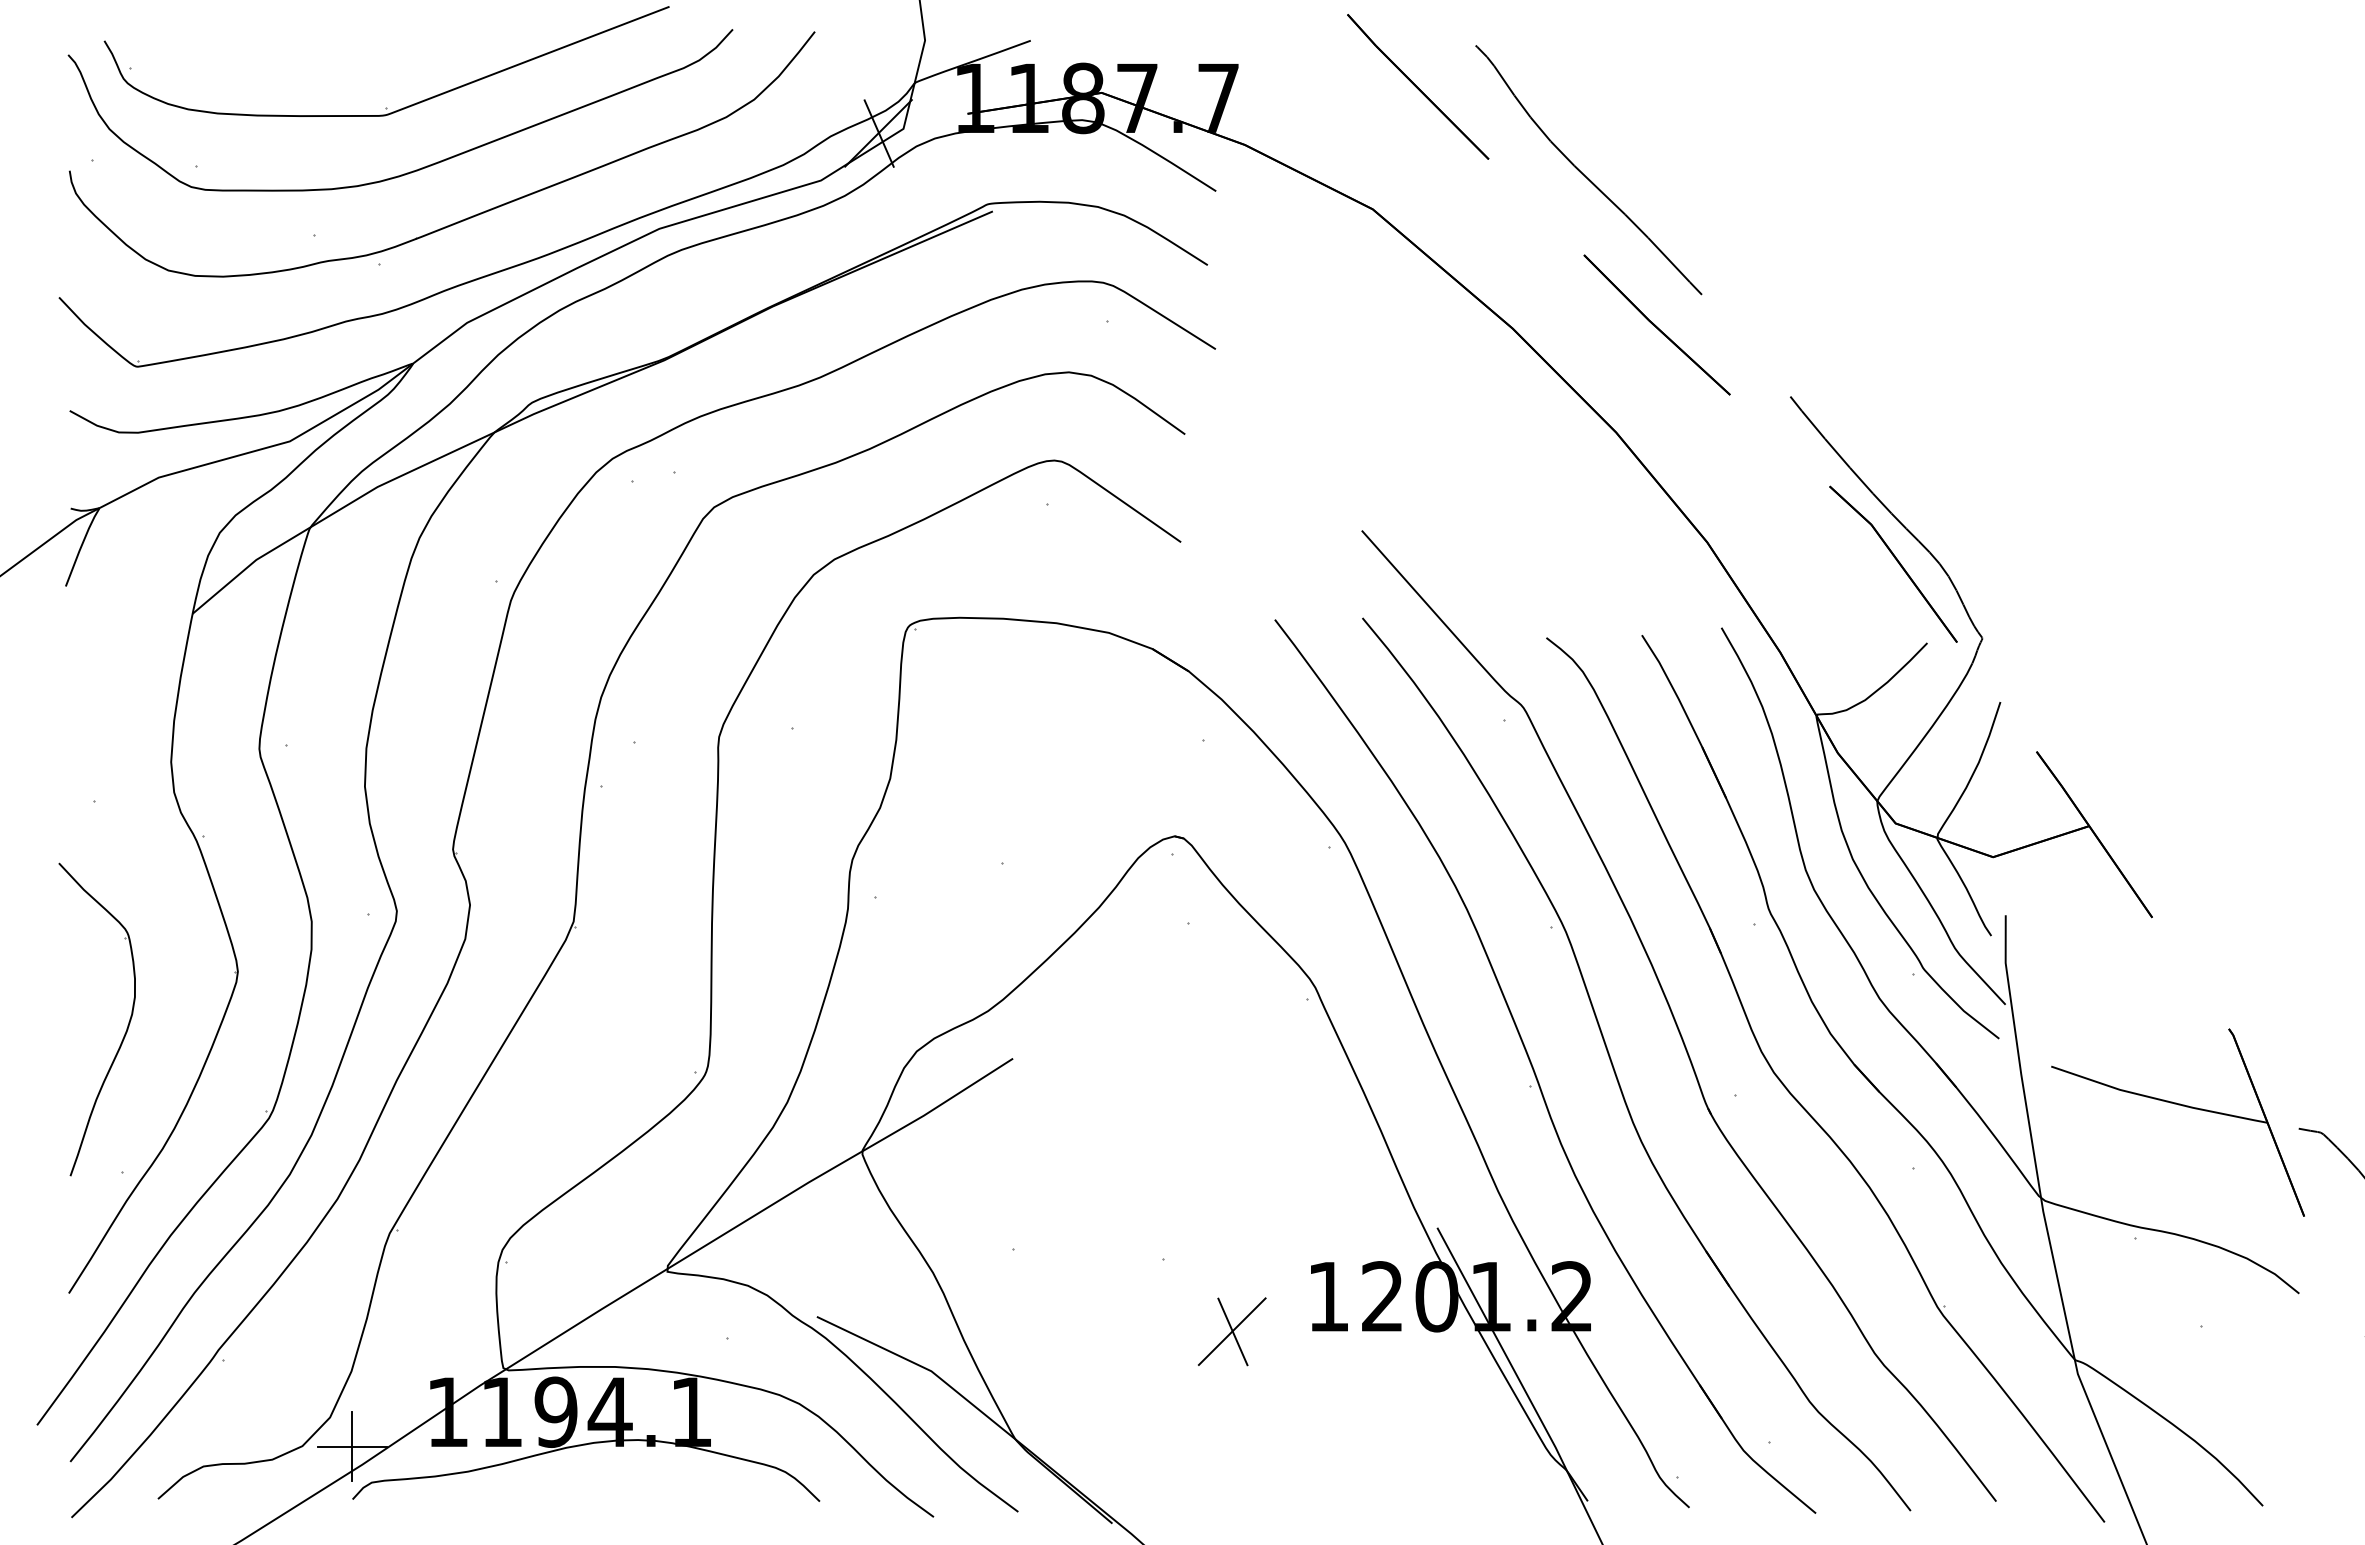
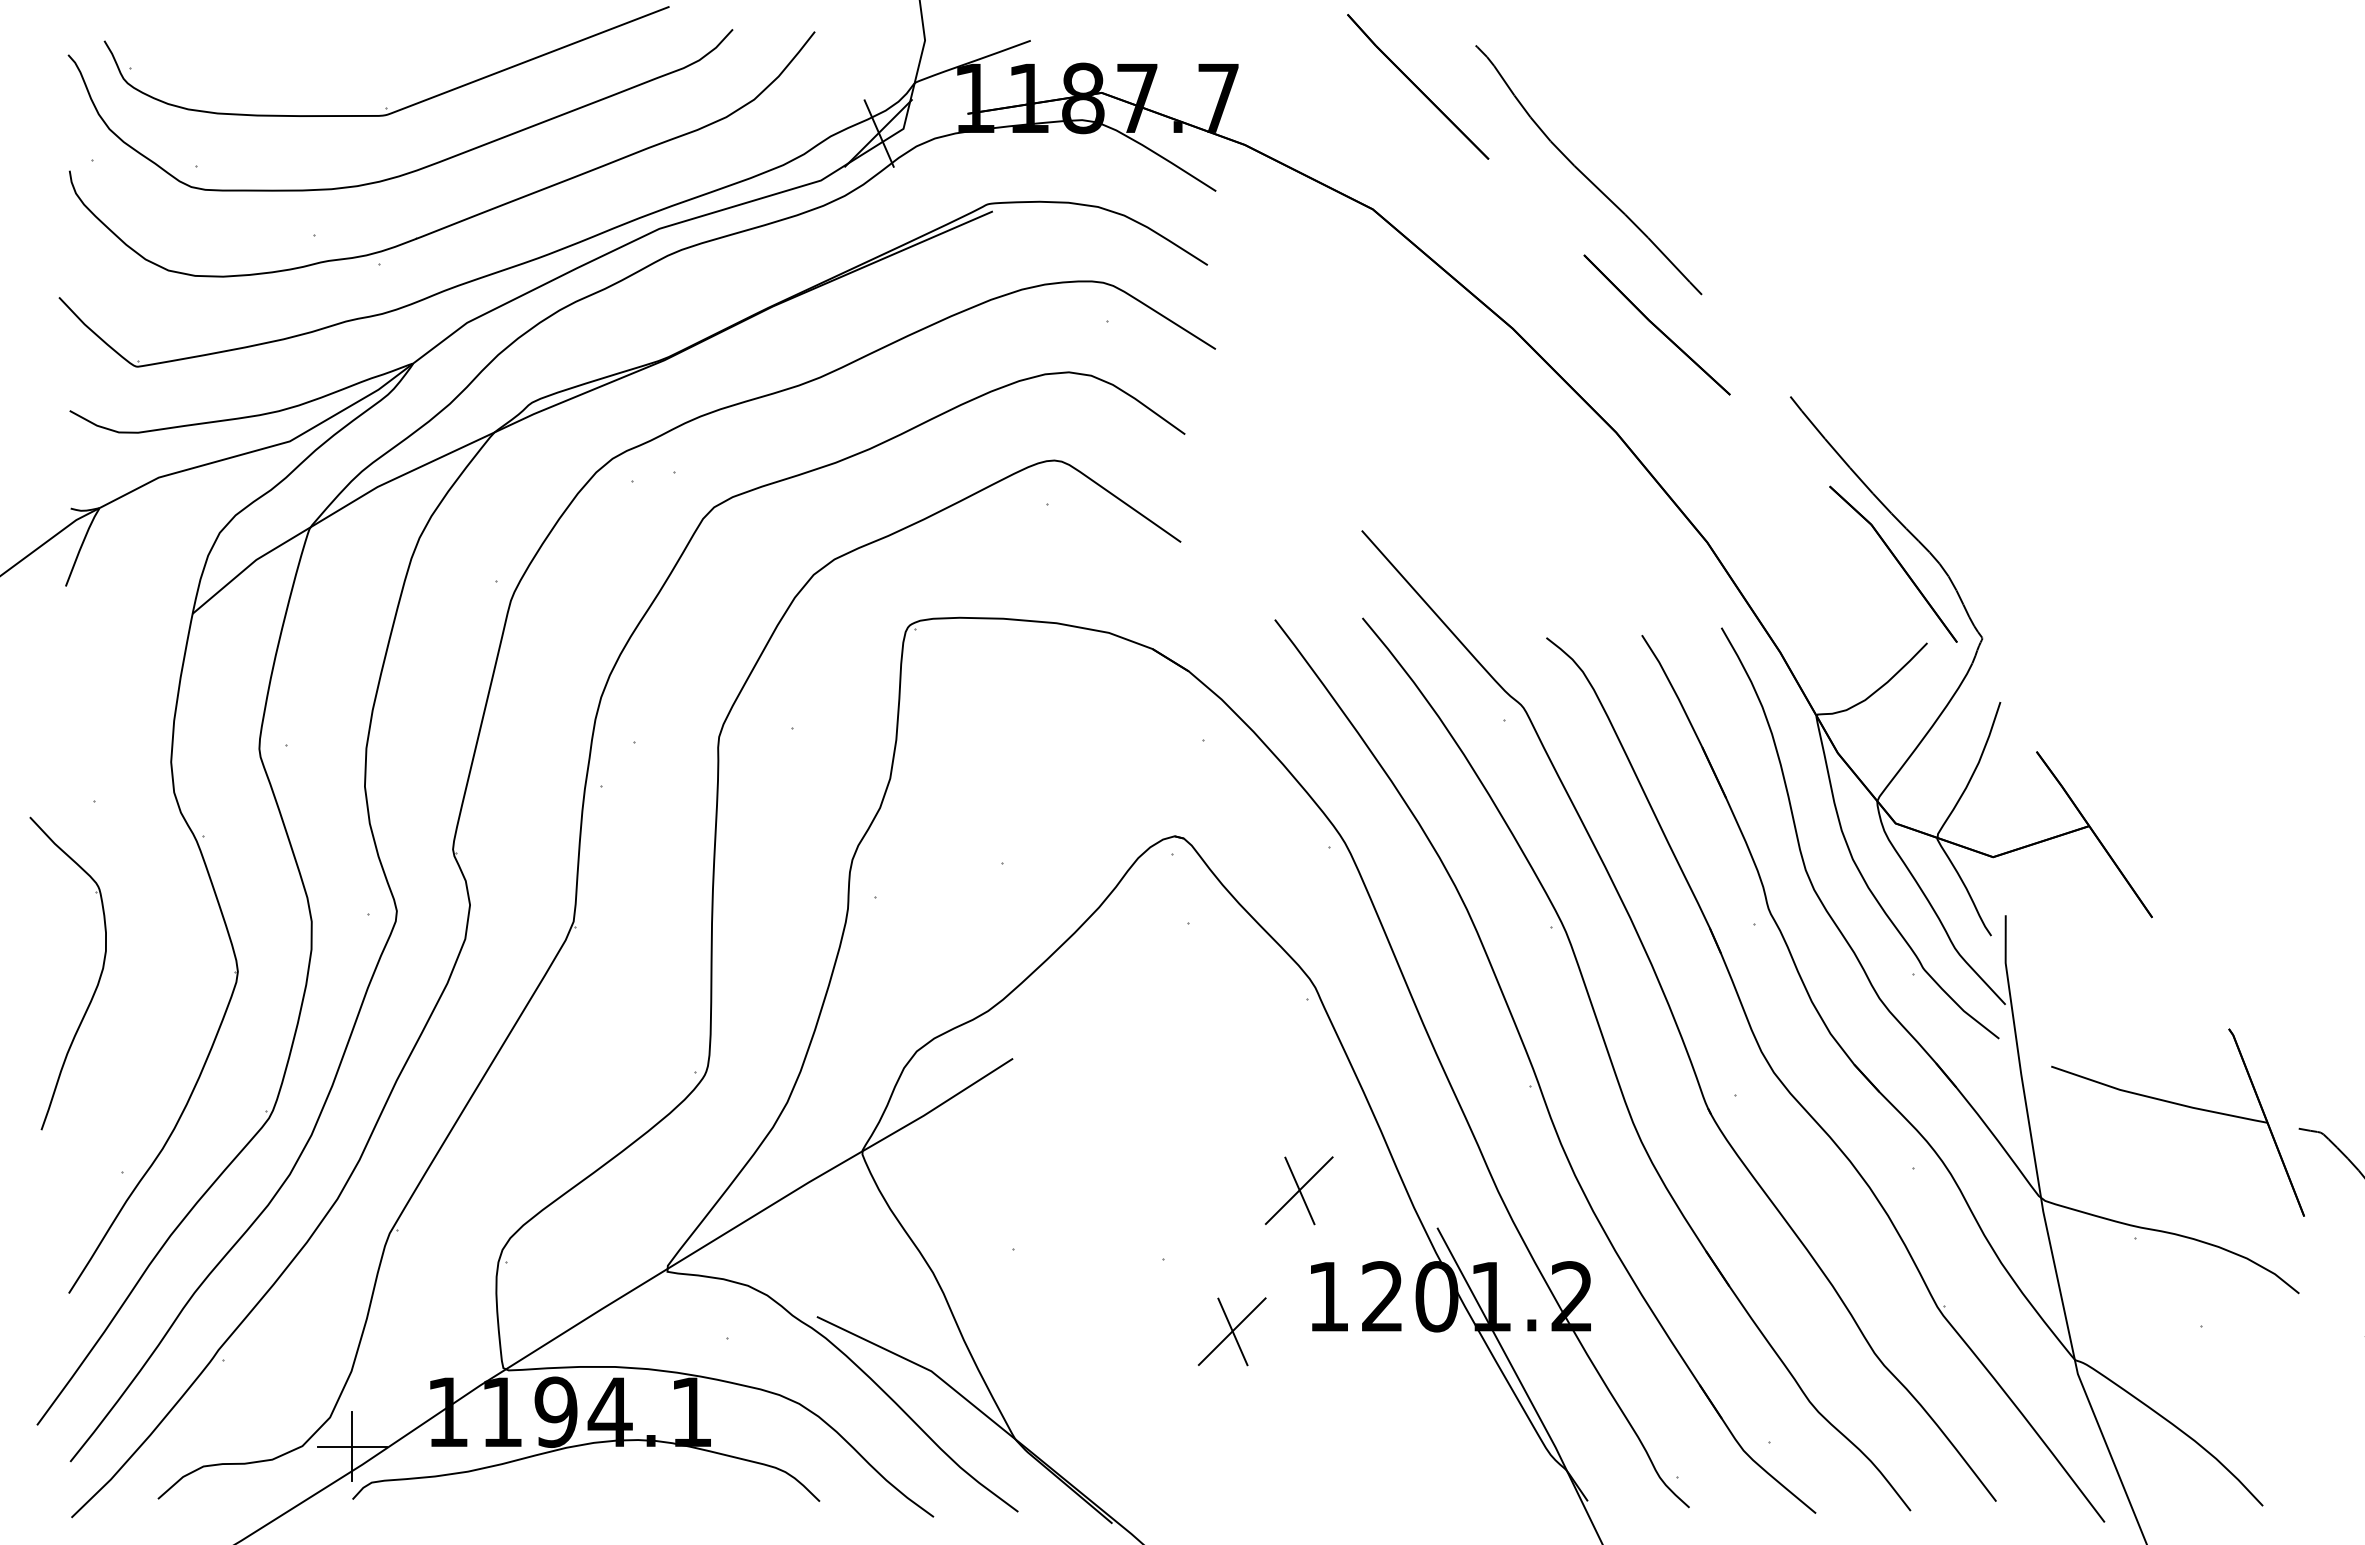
part position: (124, 1033) -> (95, 987) (95, 987)
part: none -> present (1299, 1190)
